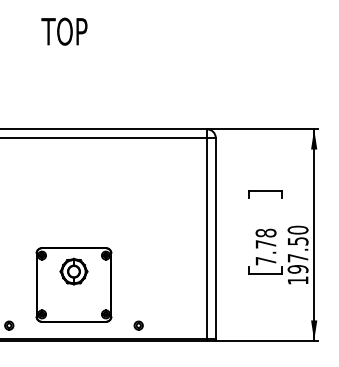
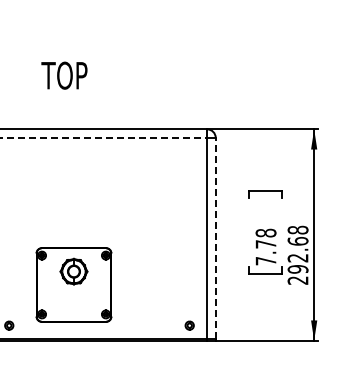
text position: (64, 31) -> (64, 75) (64, 75)
line: solid -> dashed (104, 137)
line: solid -> dashed (215, 238)
text: 197.50 -> 292.68 (297, 254)
part position: (138, 325) -> (189, 325) (189, 325)
